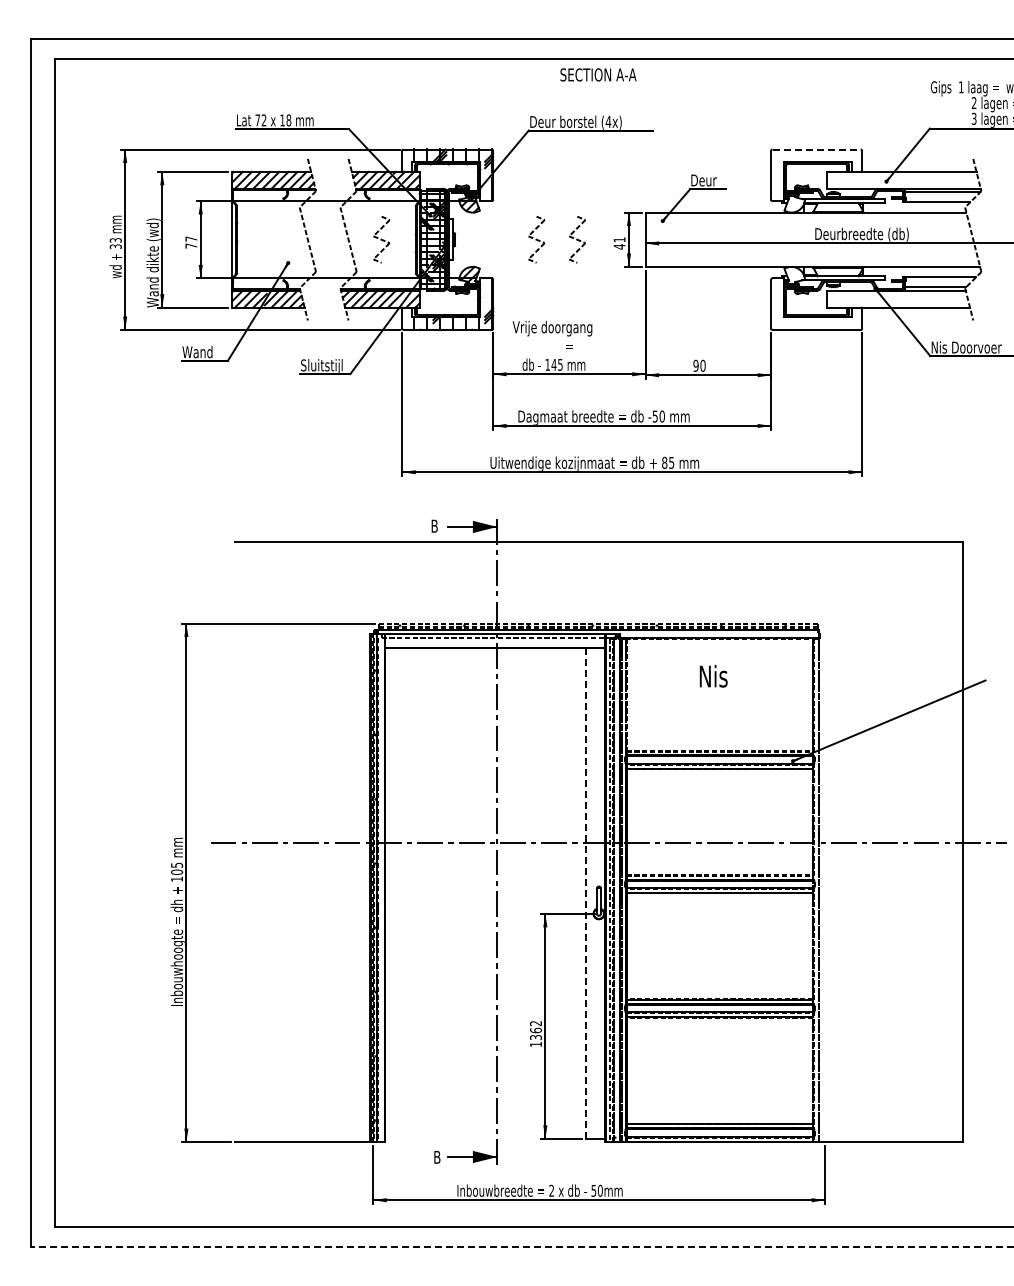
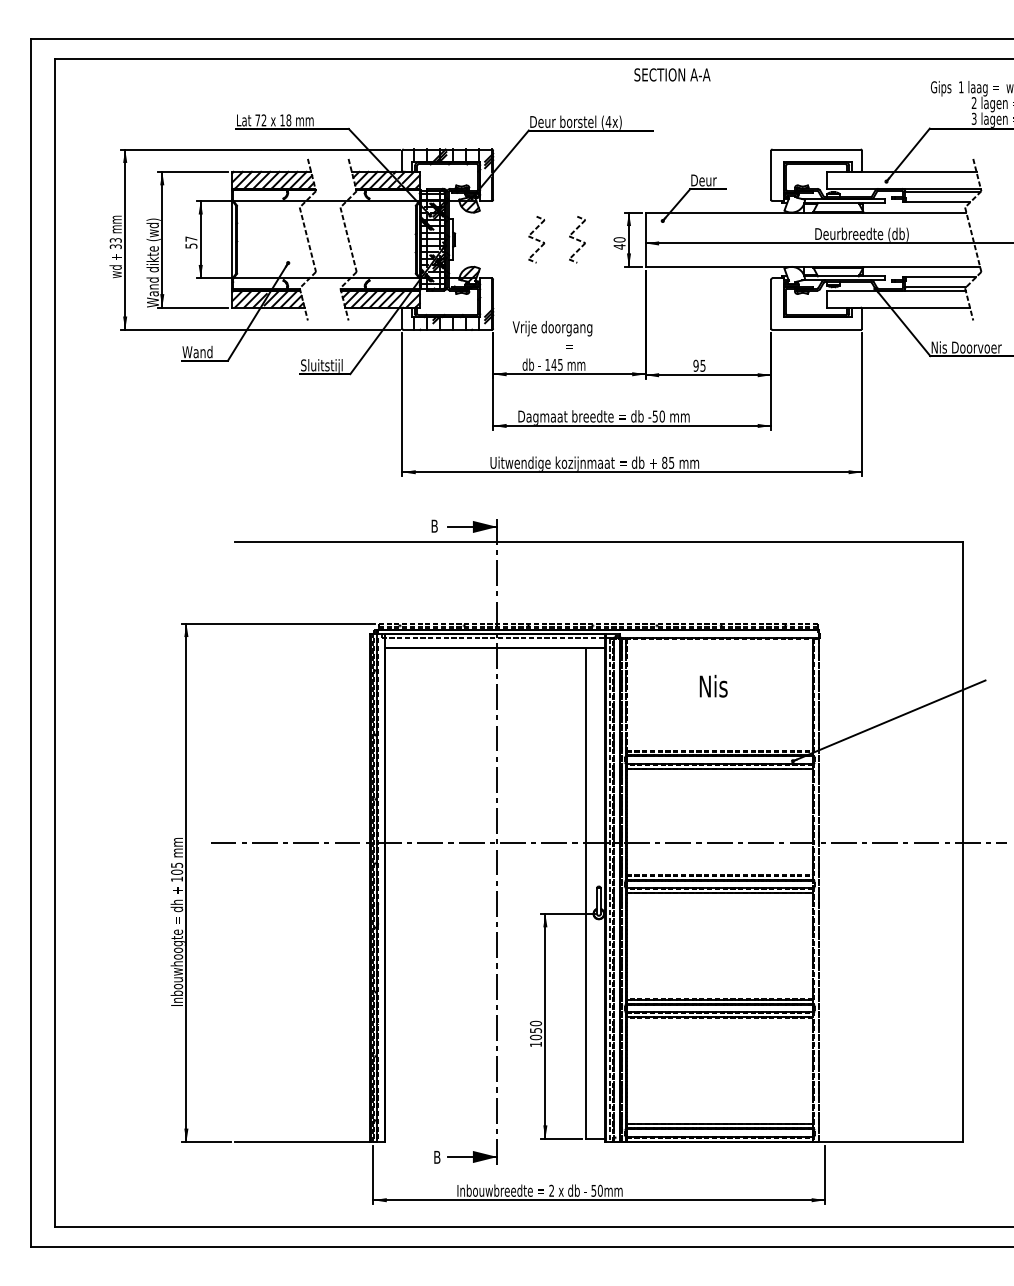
text position: (598, 74) -> (672, 74) (672, 74)
line: dashed -> solid (817, 149)
part: present -> none (381, 239)
text: 41 -> 40 (619, 239)
text: 77 -> 57 (191, 245)
text: 90 -> 95 (702, 365)
text position: (713, 675) -> (713, 685) (713, 685)
line: dashed -> solid (585, 894)
text: 1362 -> 1050 (536, 1030)
line: dashed -> solid (521, 1247)
